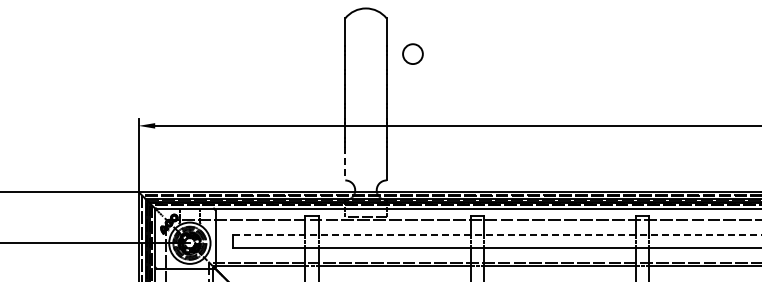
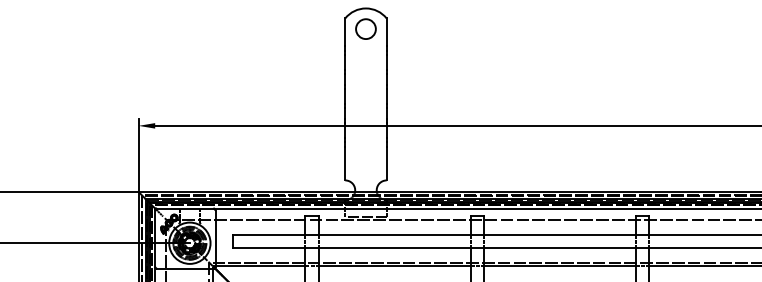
circle position: (412, 53) -> (365, 28) (365, 28)
line: dashed -> solid (345, 163)
line: dashed -> solid (497, 234)
